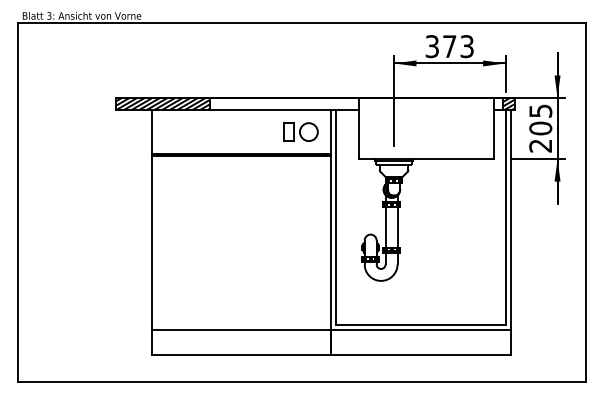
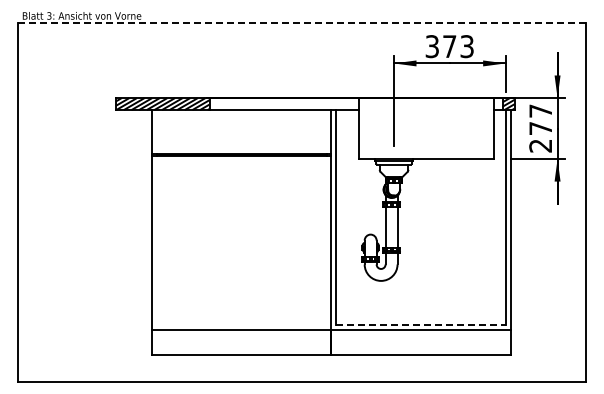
line: solid -> dashed (301, 23)
text: 205 -> 277 (540, 119)
part: present -> none (300, 131)
line: solid -> dashed (420, 325)
